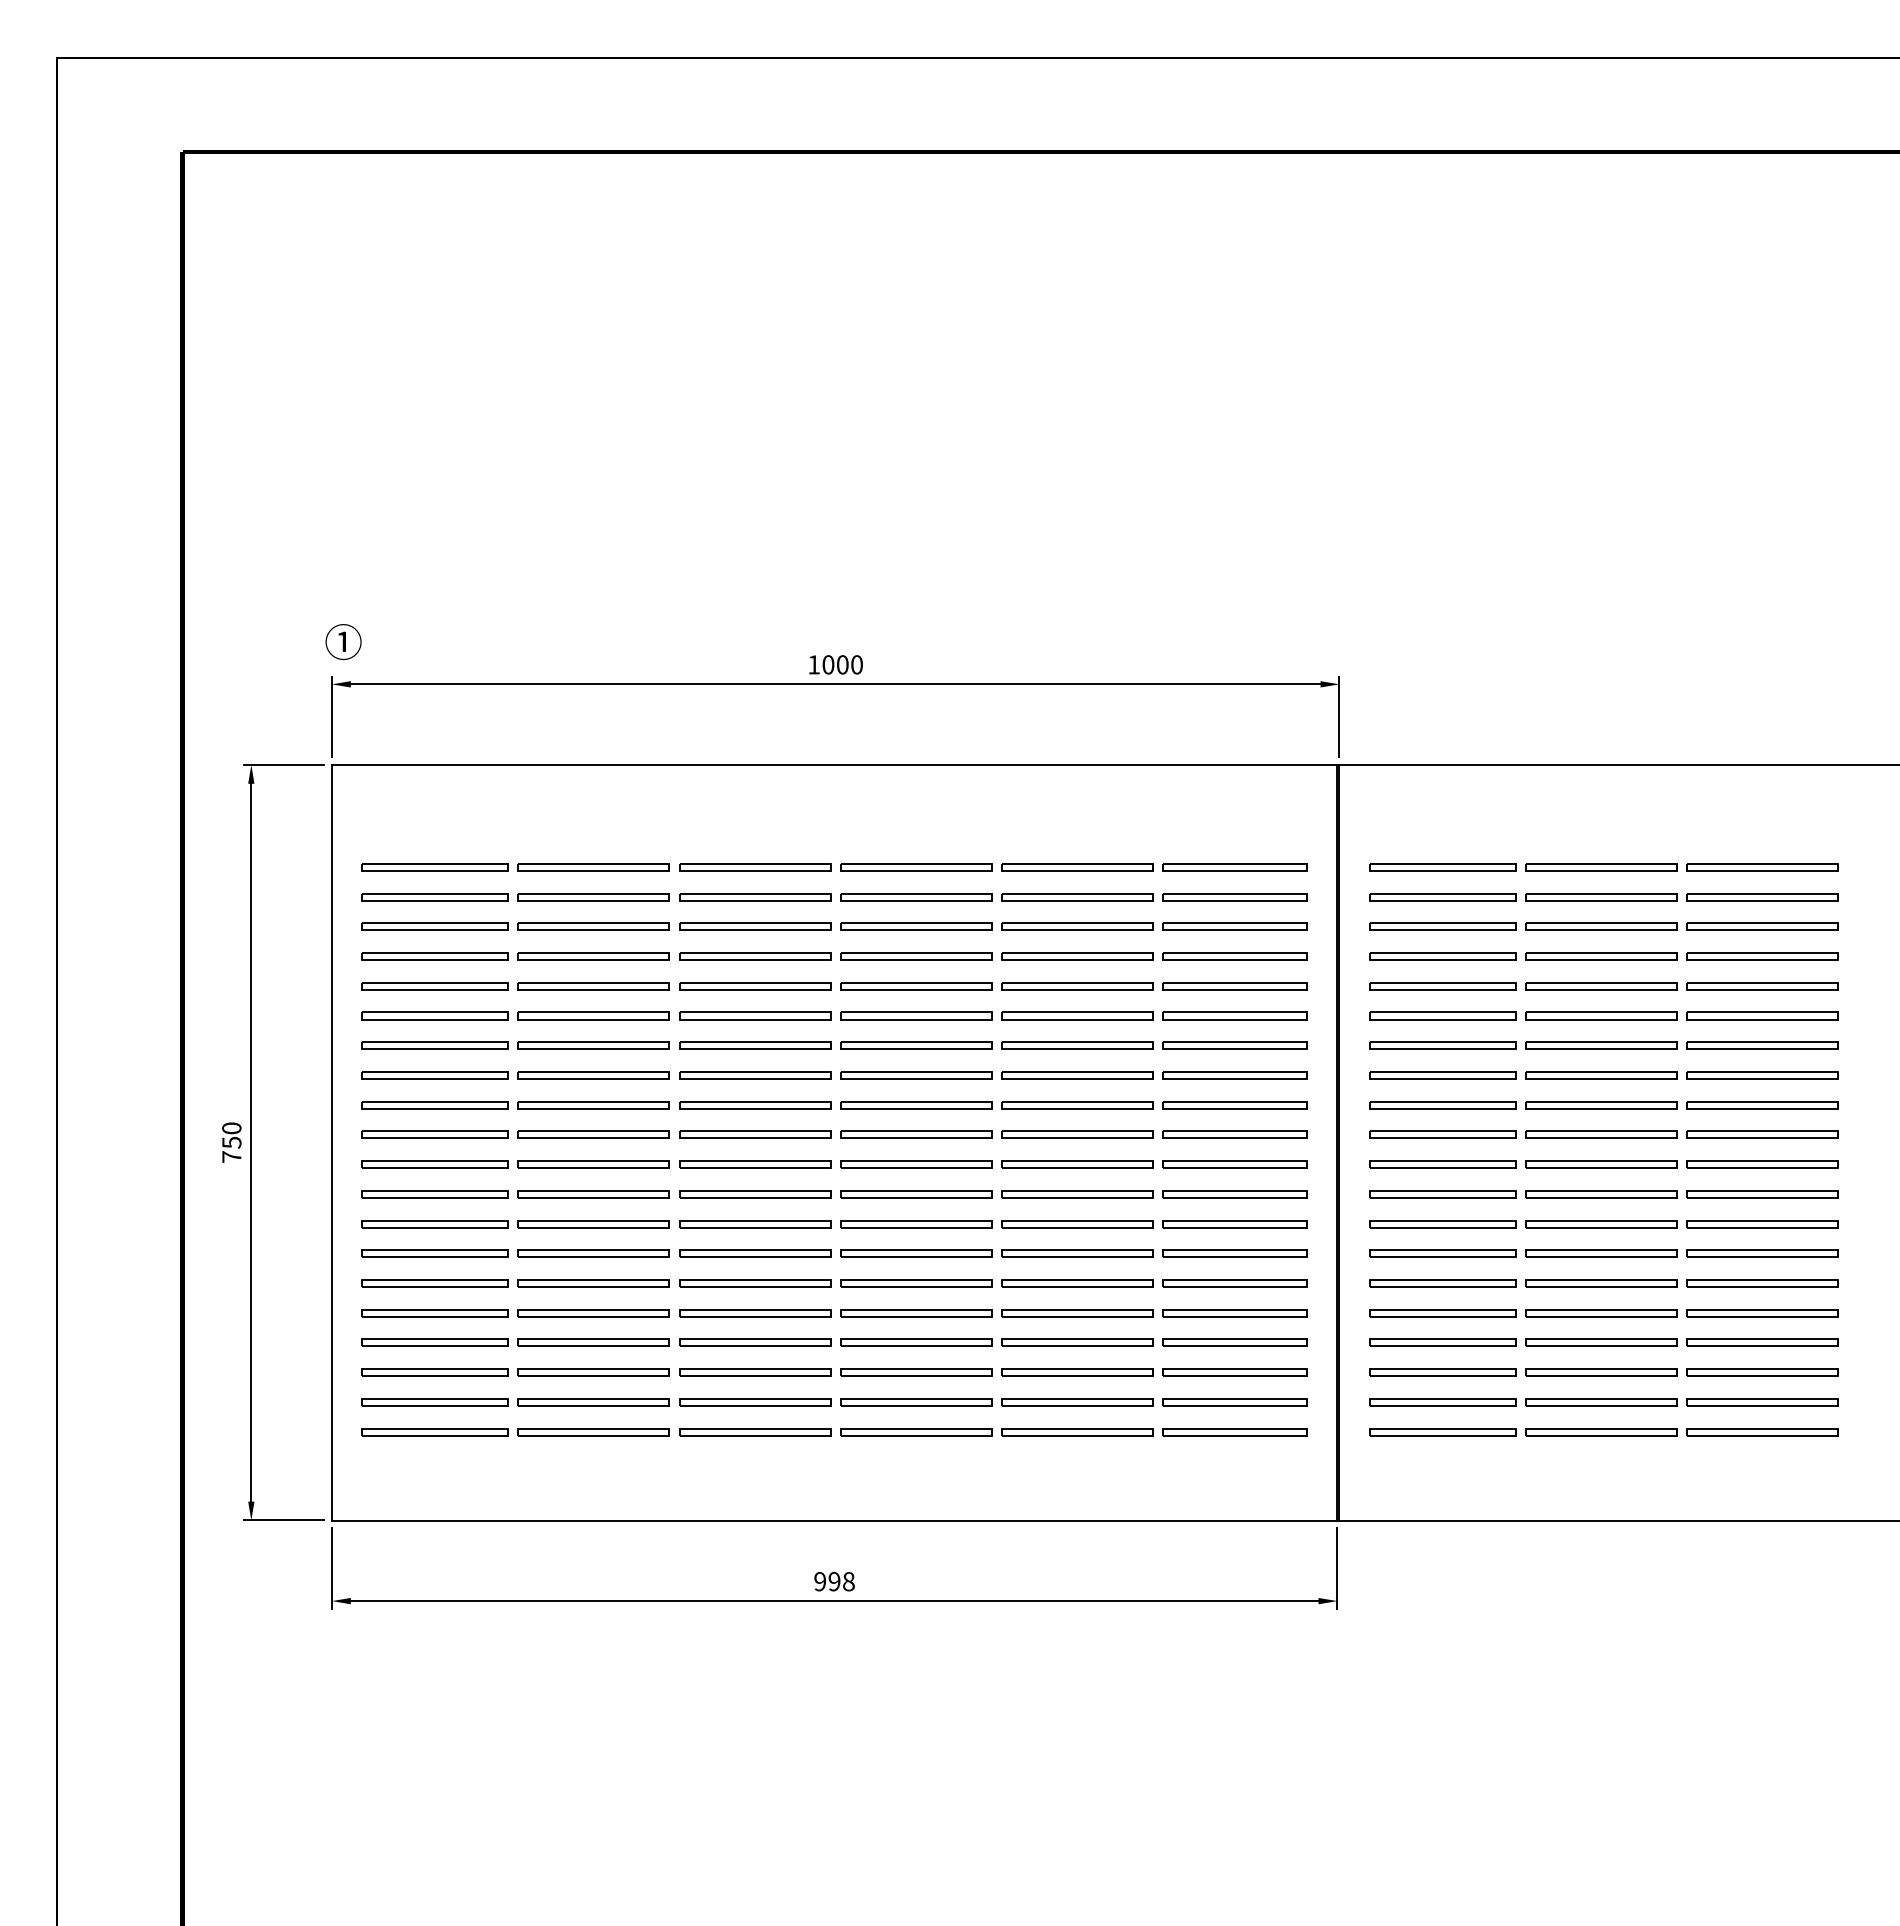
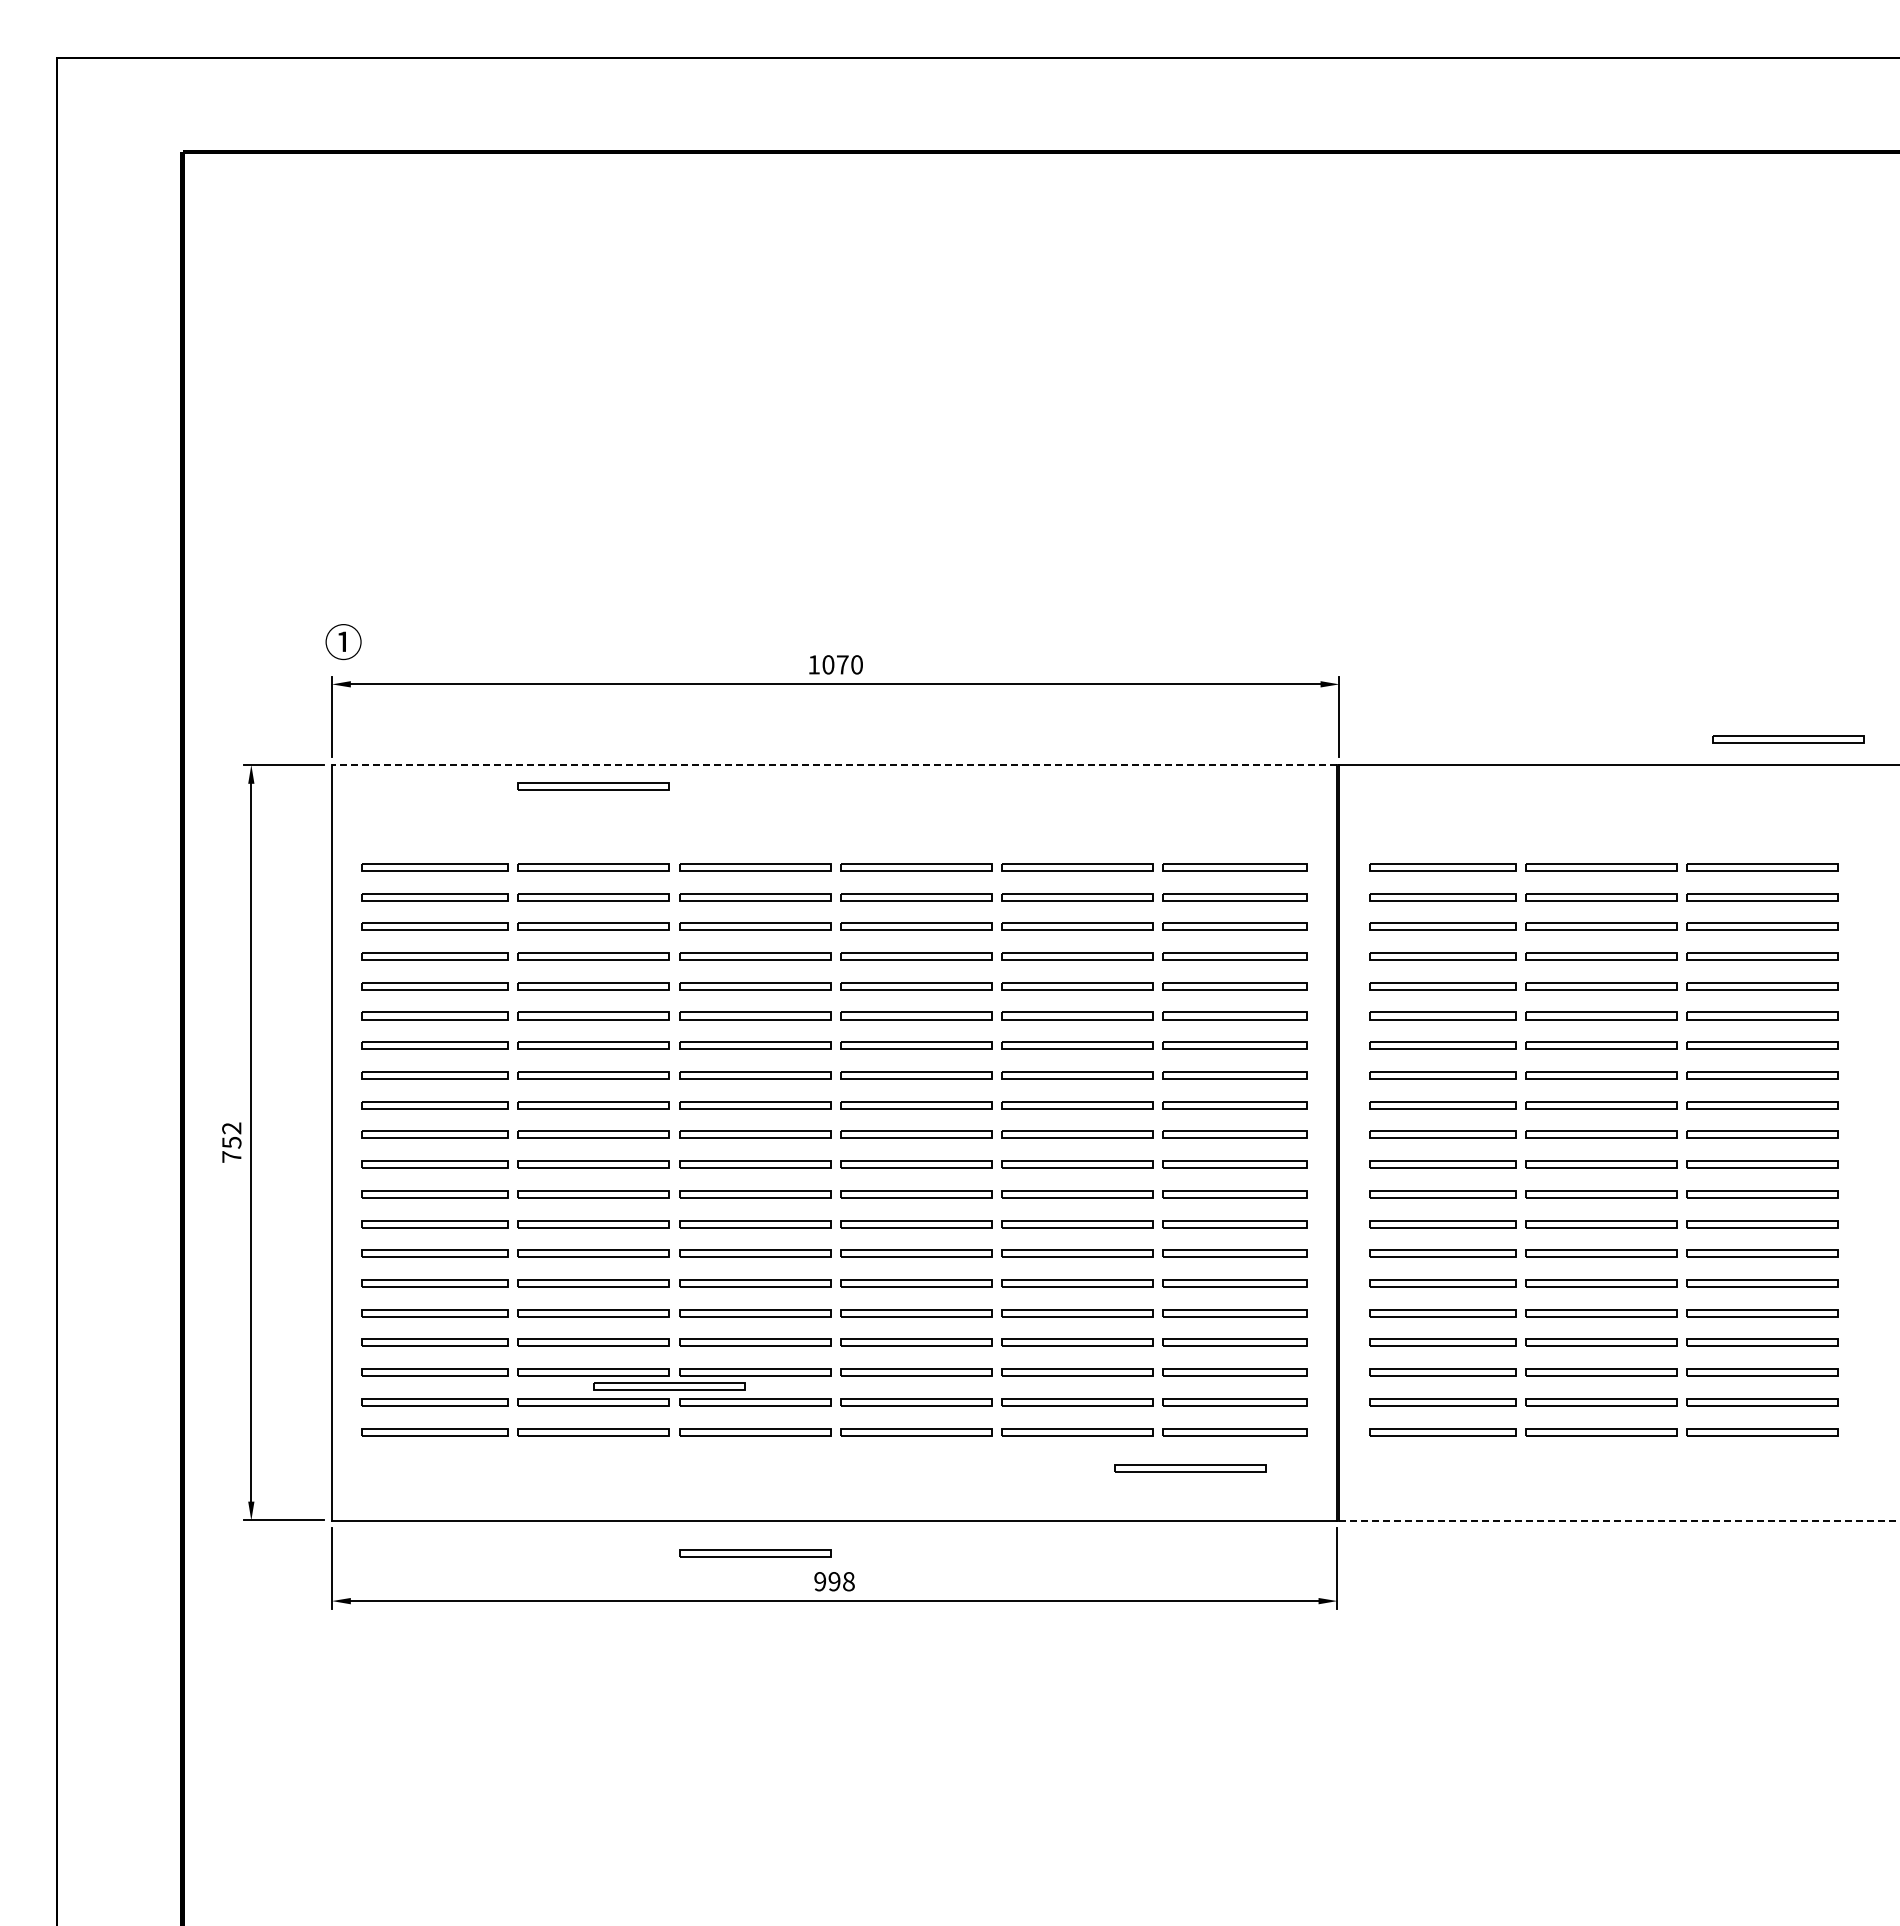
text: 1000 -> 1070 (842, 664)
part: none -> present (1788, 739)
line: solid -> dashed (834, 764)
part: none -> present (593, 786)
text: 750 -> 752 (231, 1128)
part: none -> present (669, 1386)
part: none -> present (1190, 1468)
line: solid -> dashed (1619, 1520)
part: none -> present (755, 1553)
